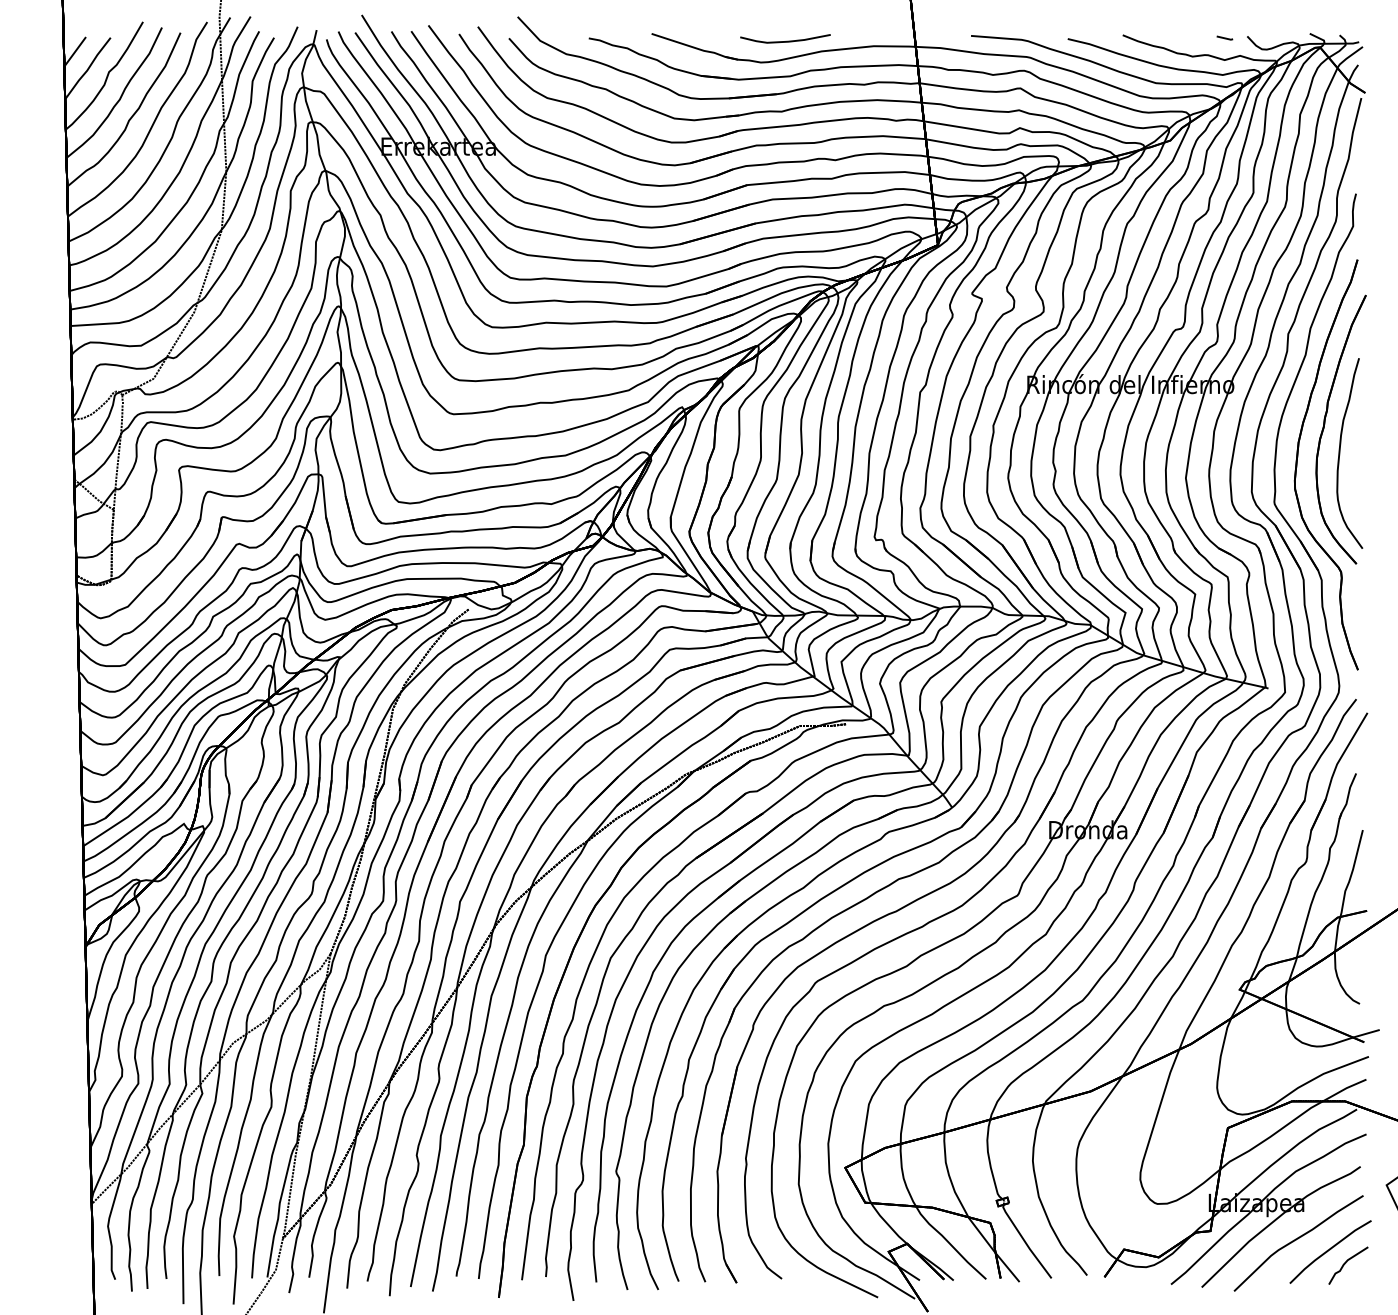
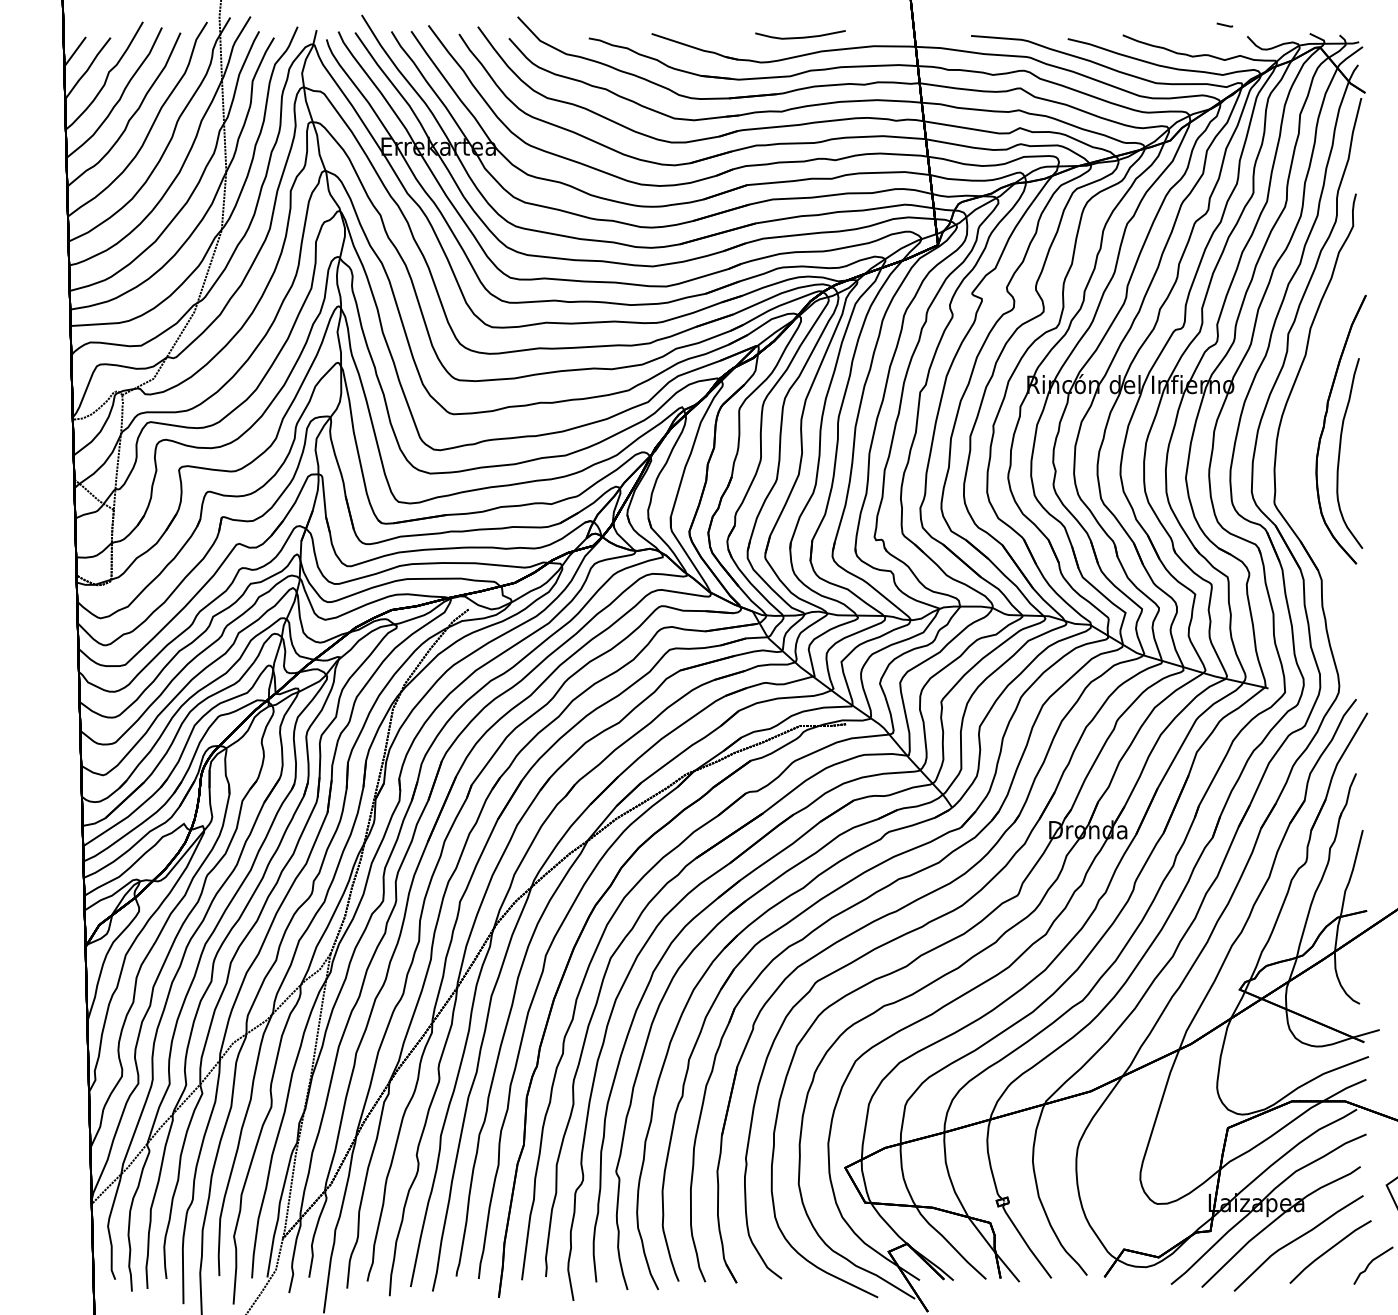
line position: (1224, 37) -> (1224, 24) (1224, 24)
curve position: (786, 40) -> (801, 36) (801, 36)
part: present -> none (1298, 457)
curve position: (1346, 1263) -> (1371, 1263) (1371, 1263)
